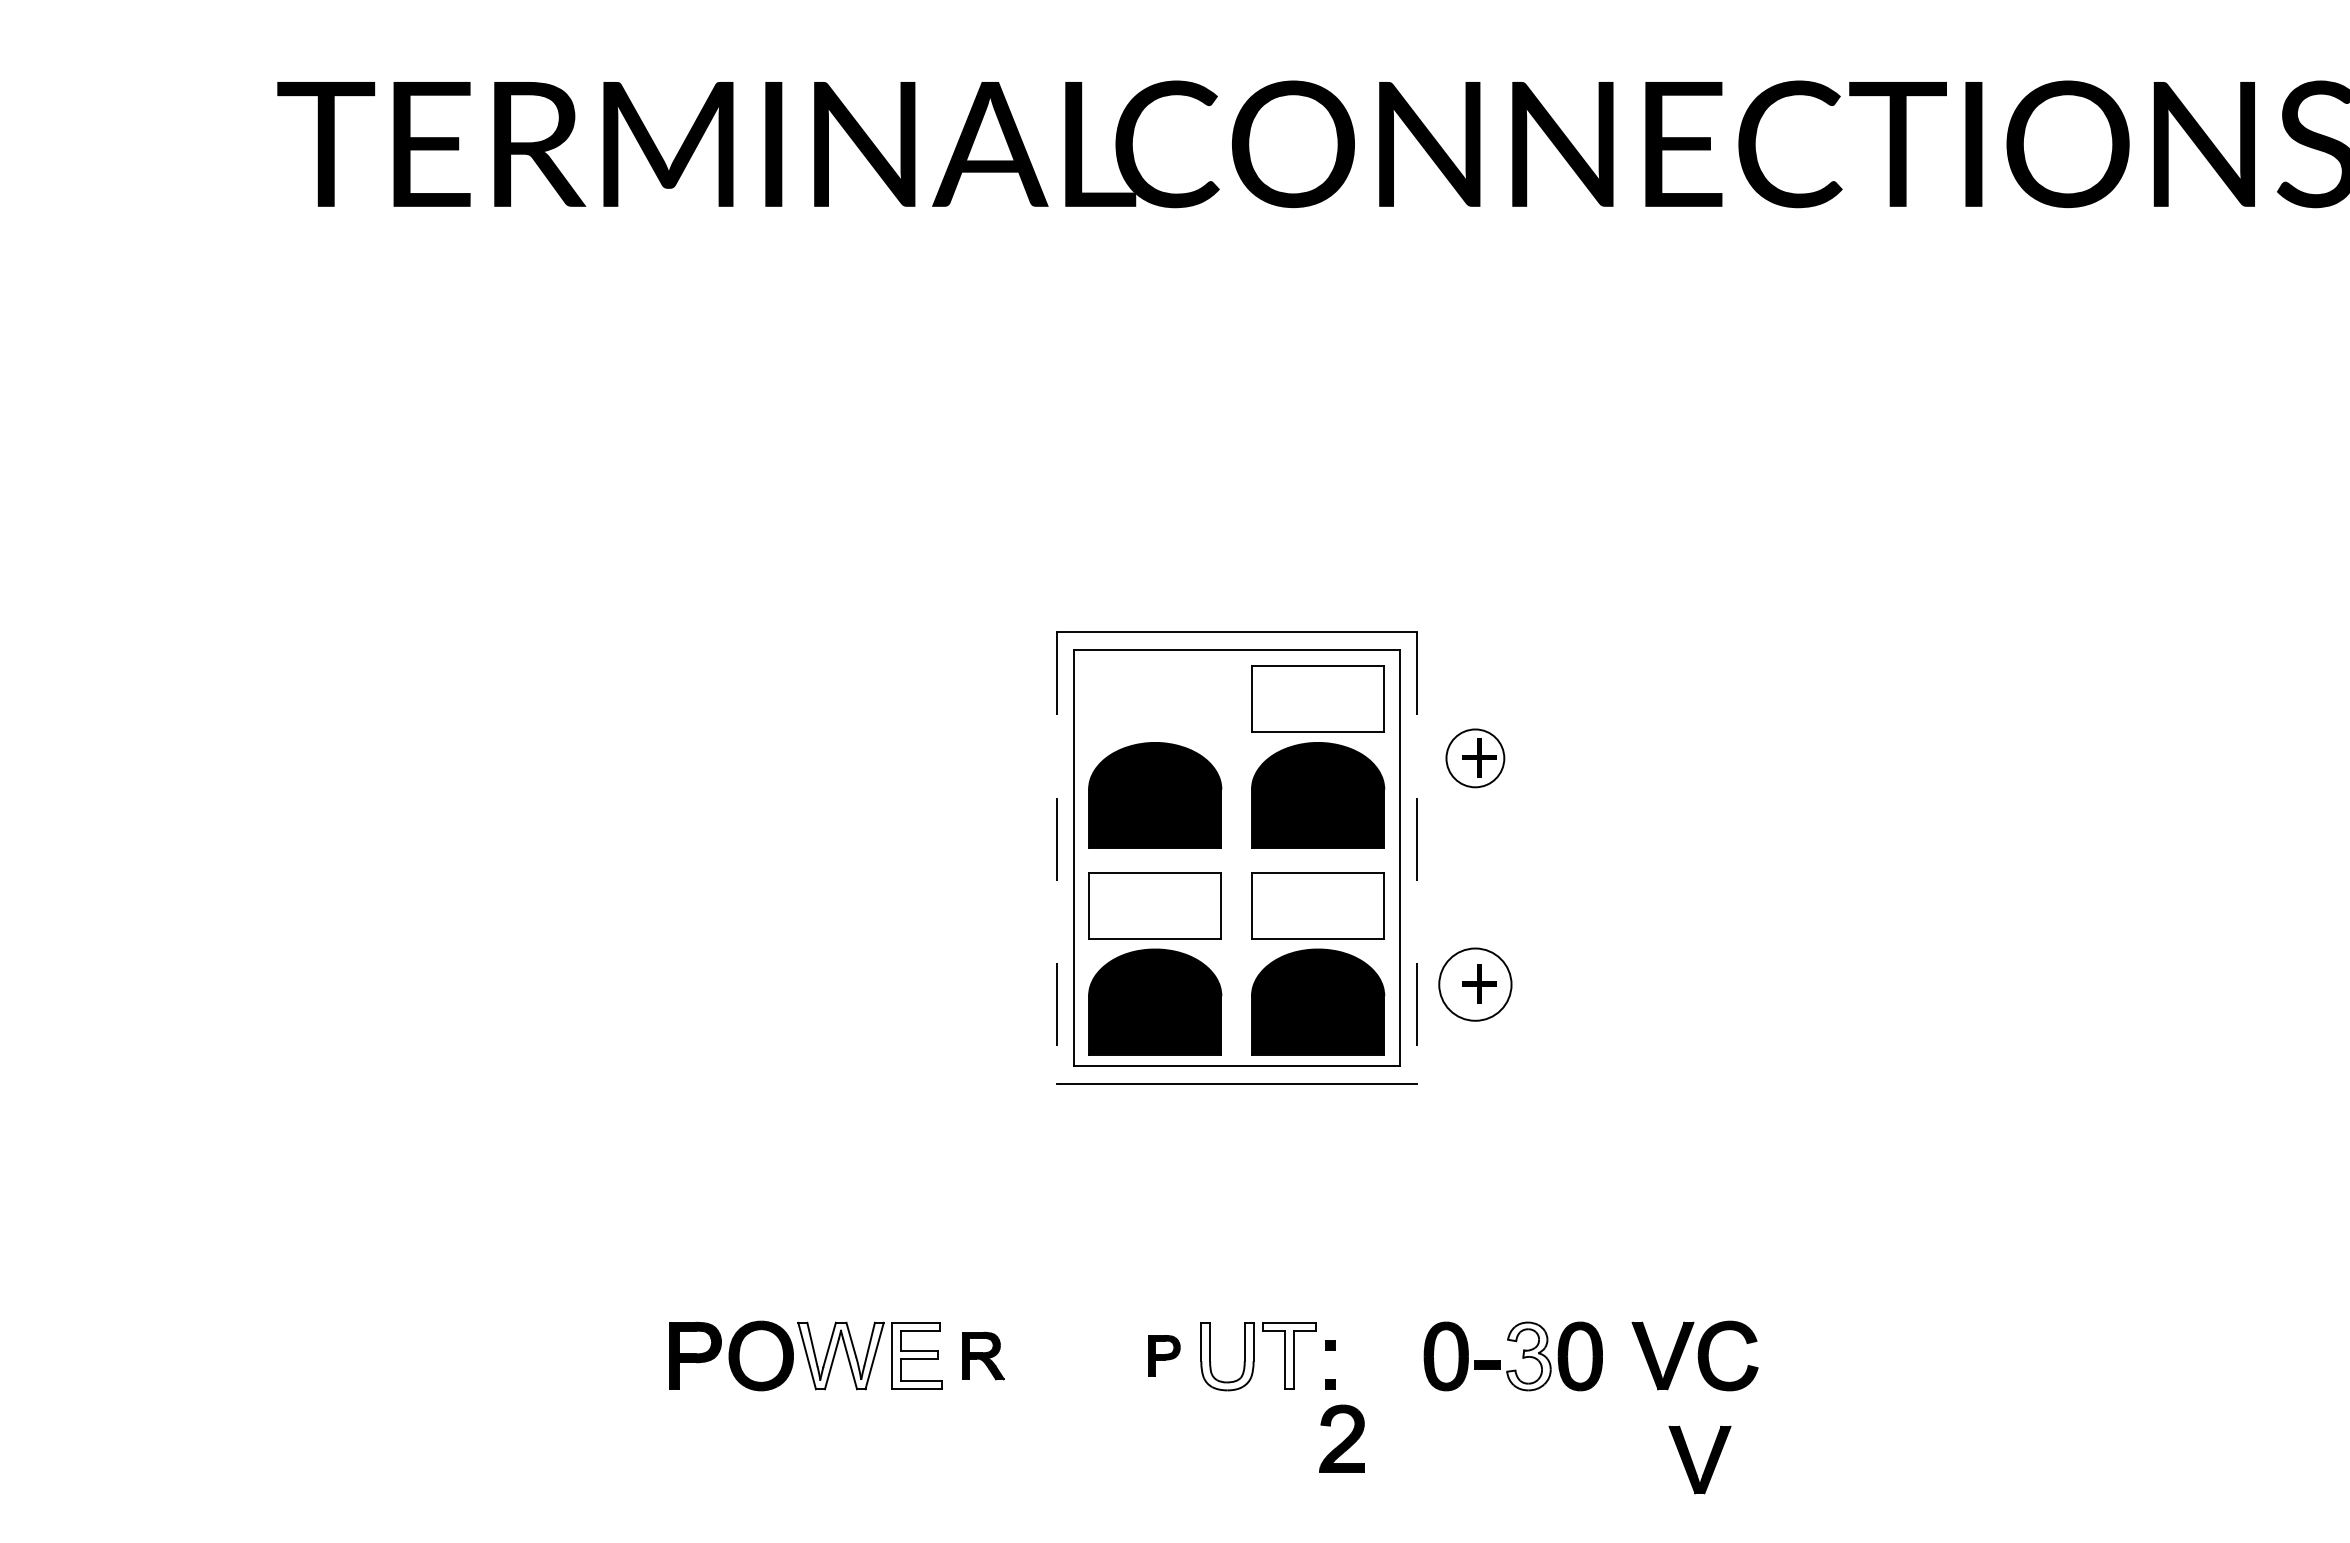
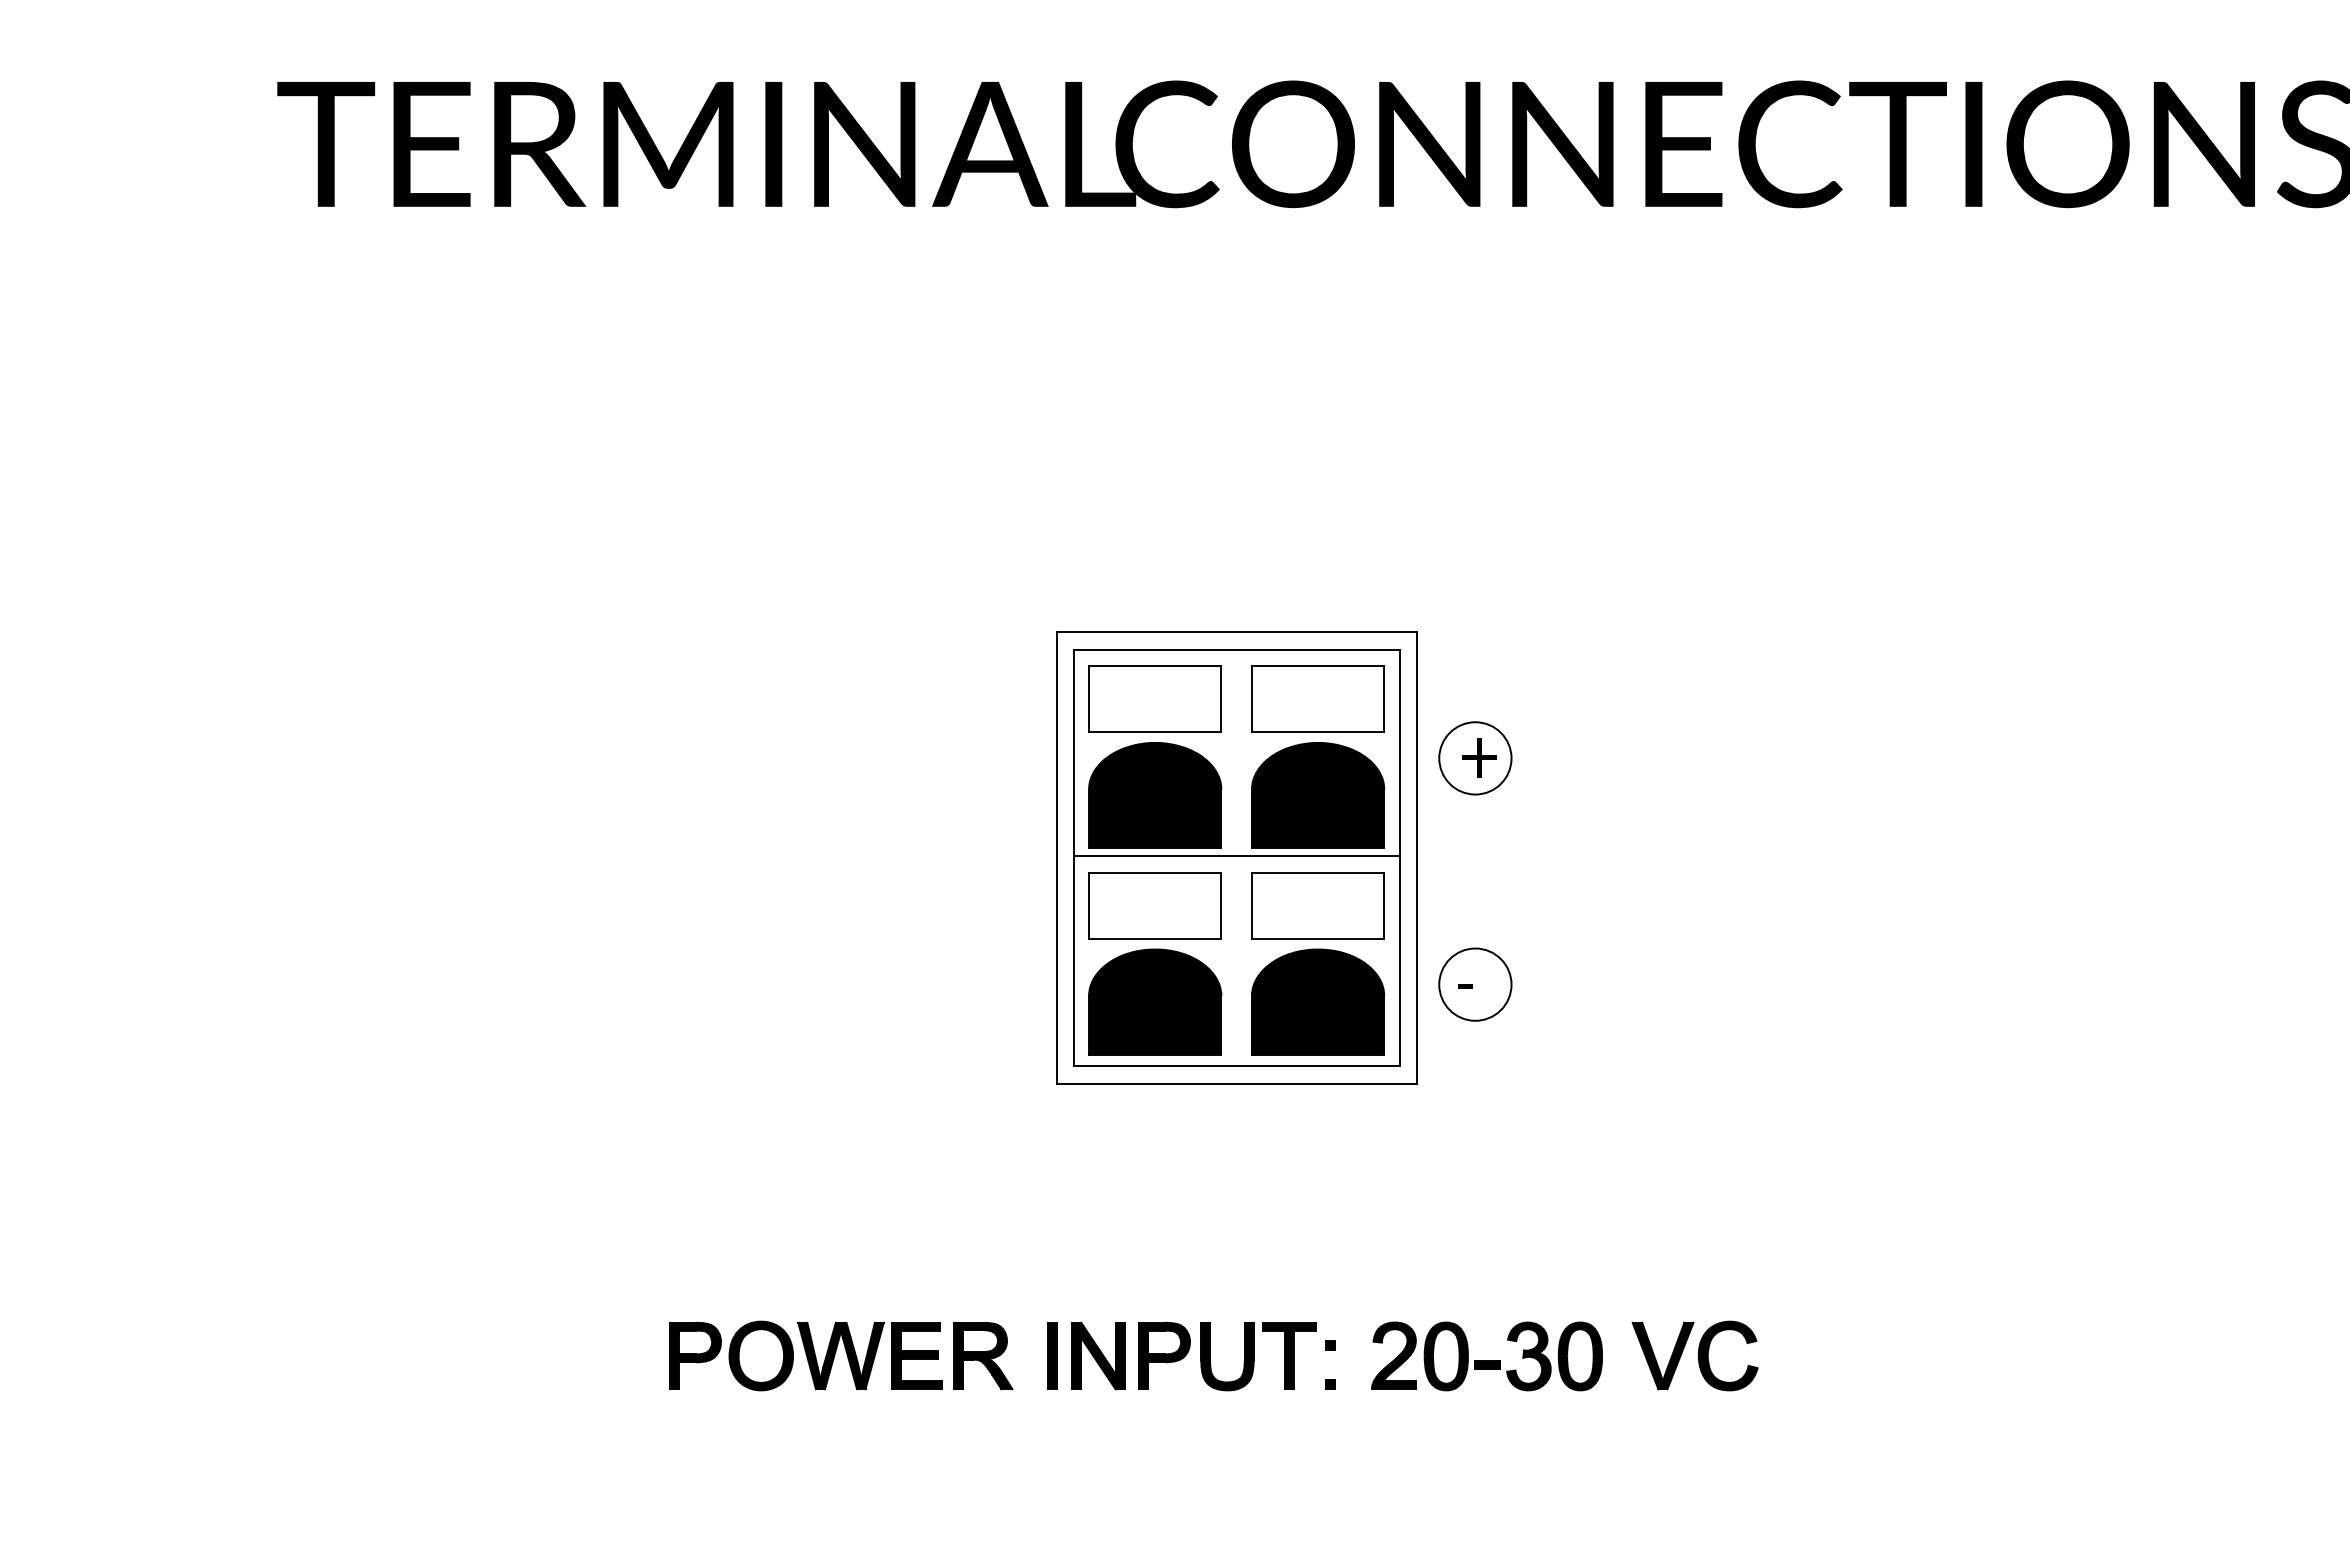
part: none -> present (1154, 698)
circle diameter: 58 px -> 72 px (1475, 758)
line: none -> present (1236, 856)
line: dashed -> solid (1056, 858)
line: dashed -> solid (1416, 858)
text: + -> - (1477, 983)
fill: none -> present (840, 1355)
fill: none -> present (916, 1355)
part size: 43x50 px -> 61x70 px (983, 1355)
part: none -> present (1052, 1355)
part: none -> present (1098, 1355)
part size: 33x42 px -> 53x69 px (1164, 1355)
fill: none -> present (1289, 1355)
fill: none -> present (1227, 1356)
fill: none -> present (1528, 1356)
part position: (1341, 1438) -> (1393, 1355) (1393, 1355)
part: present -> none (1692, 1460)
